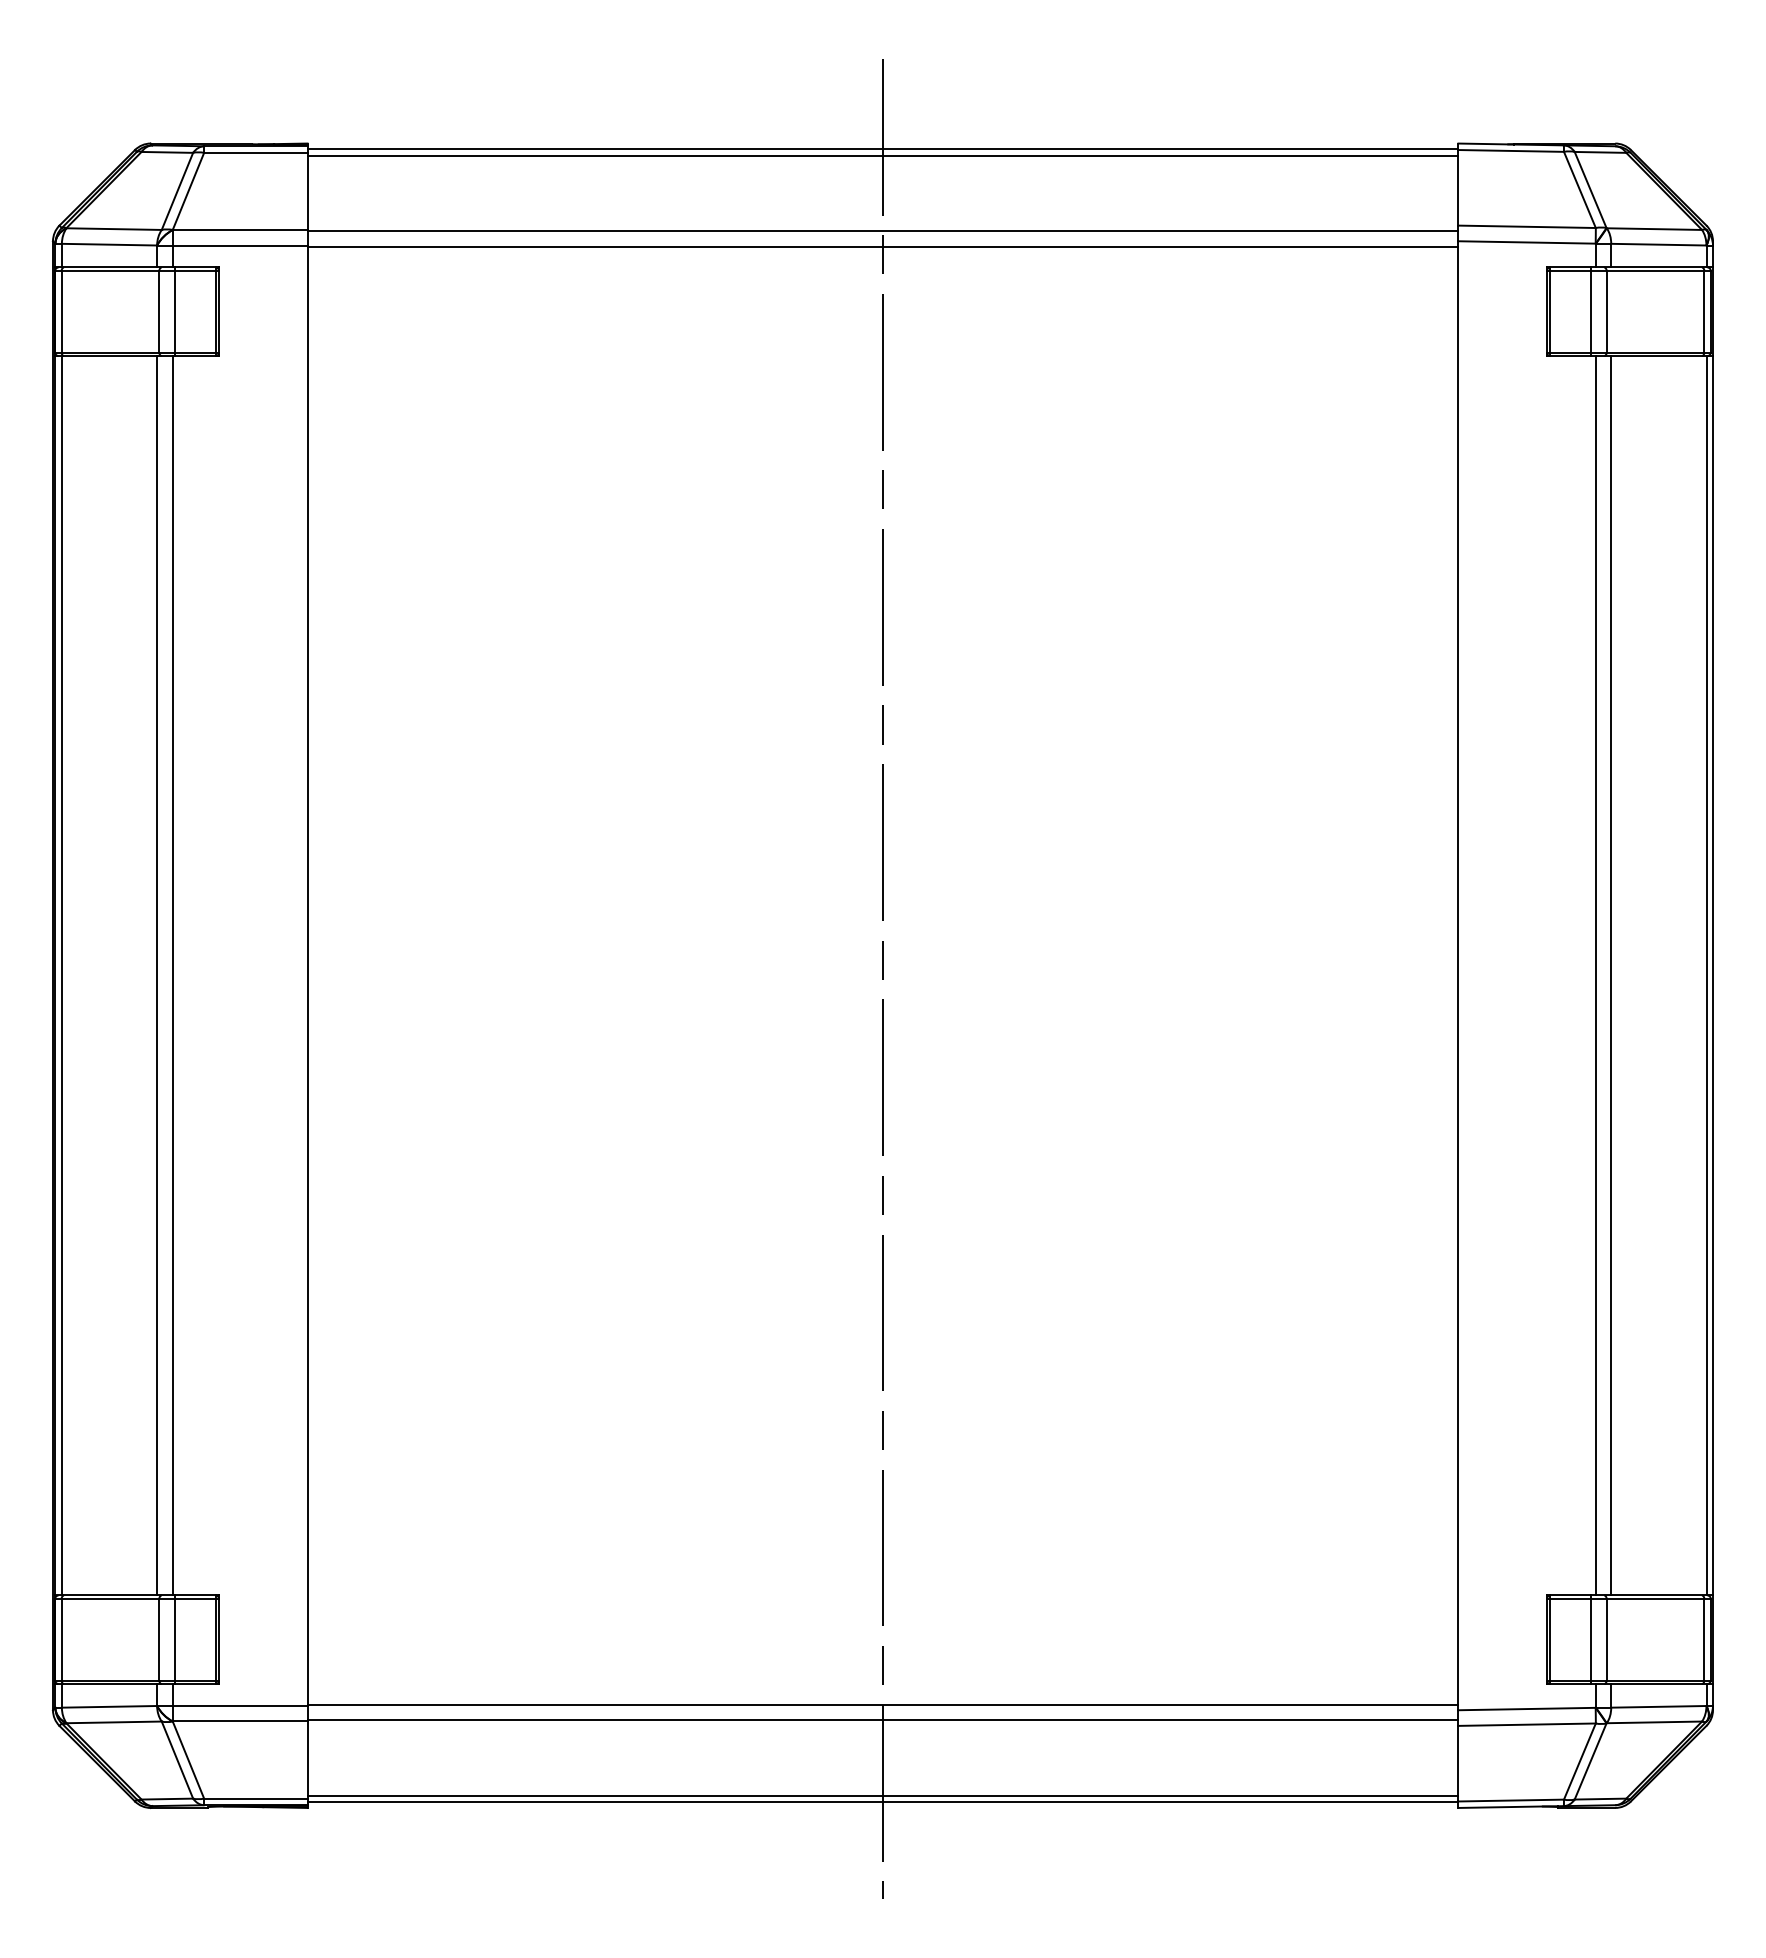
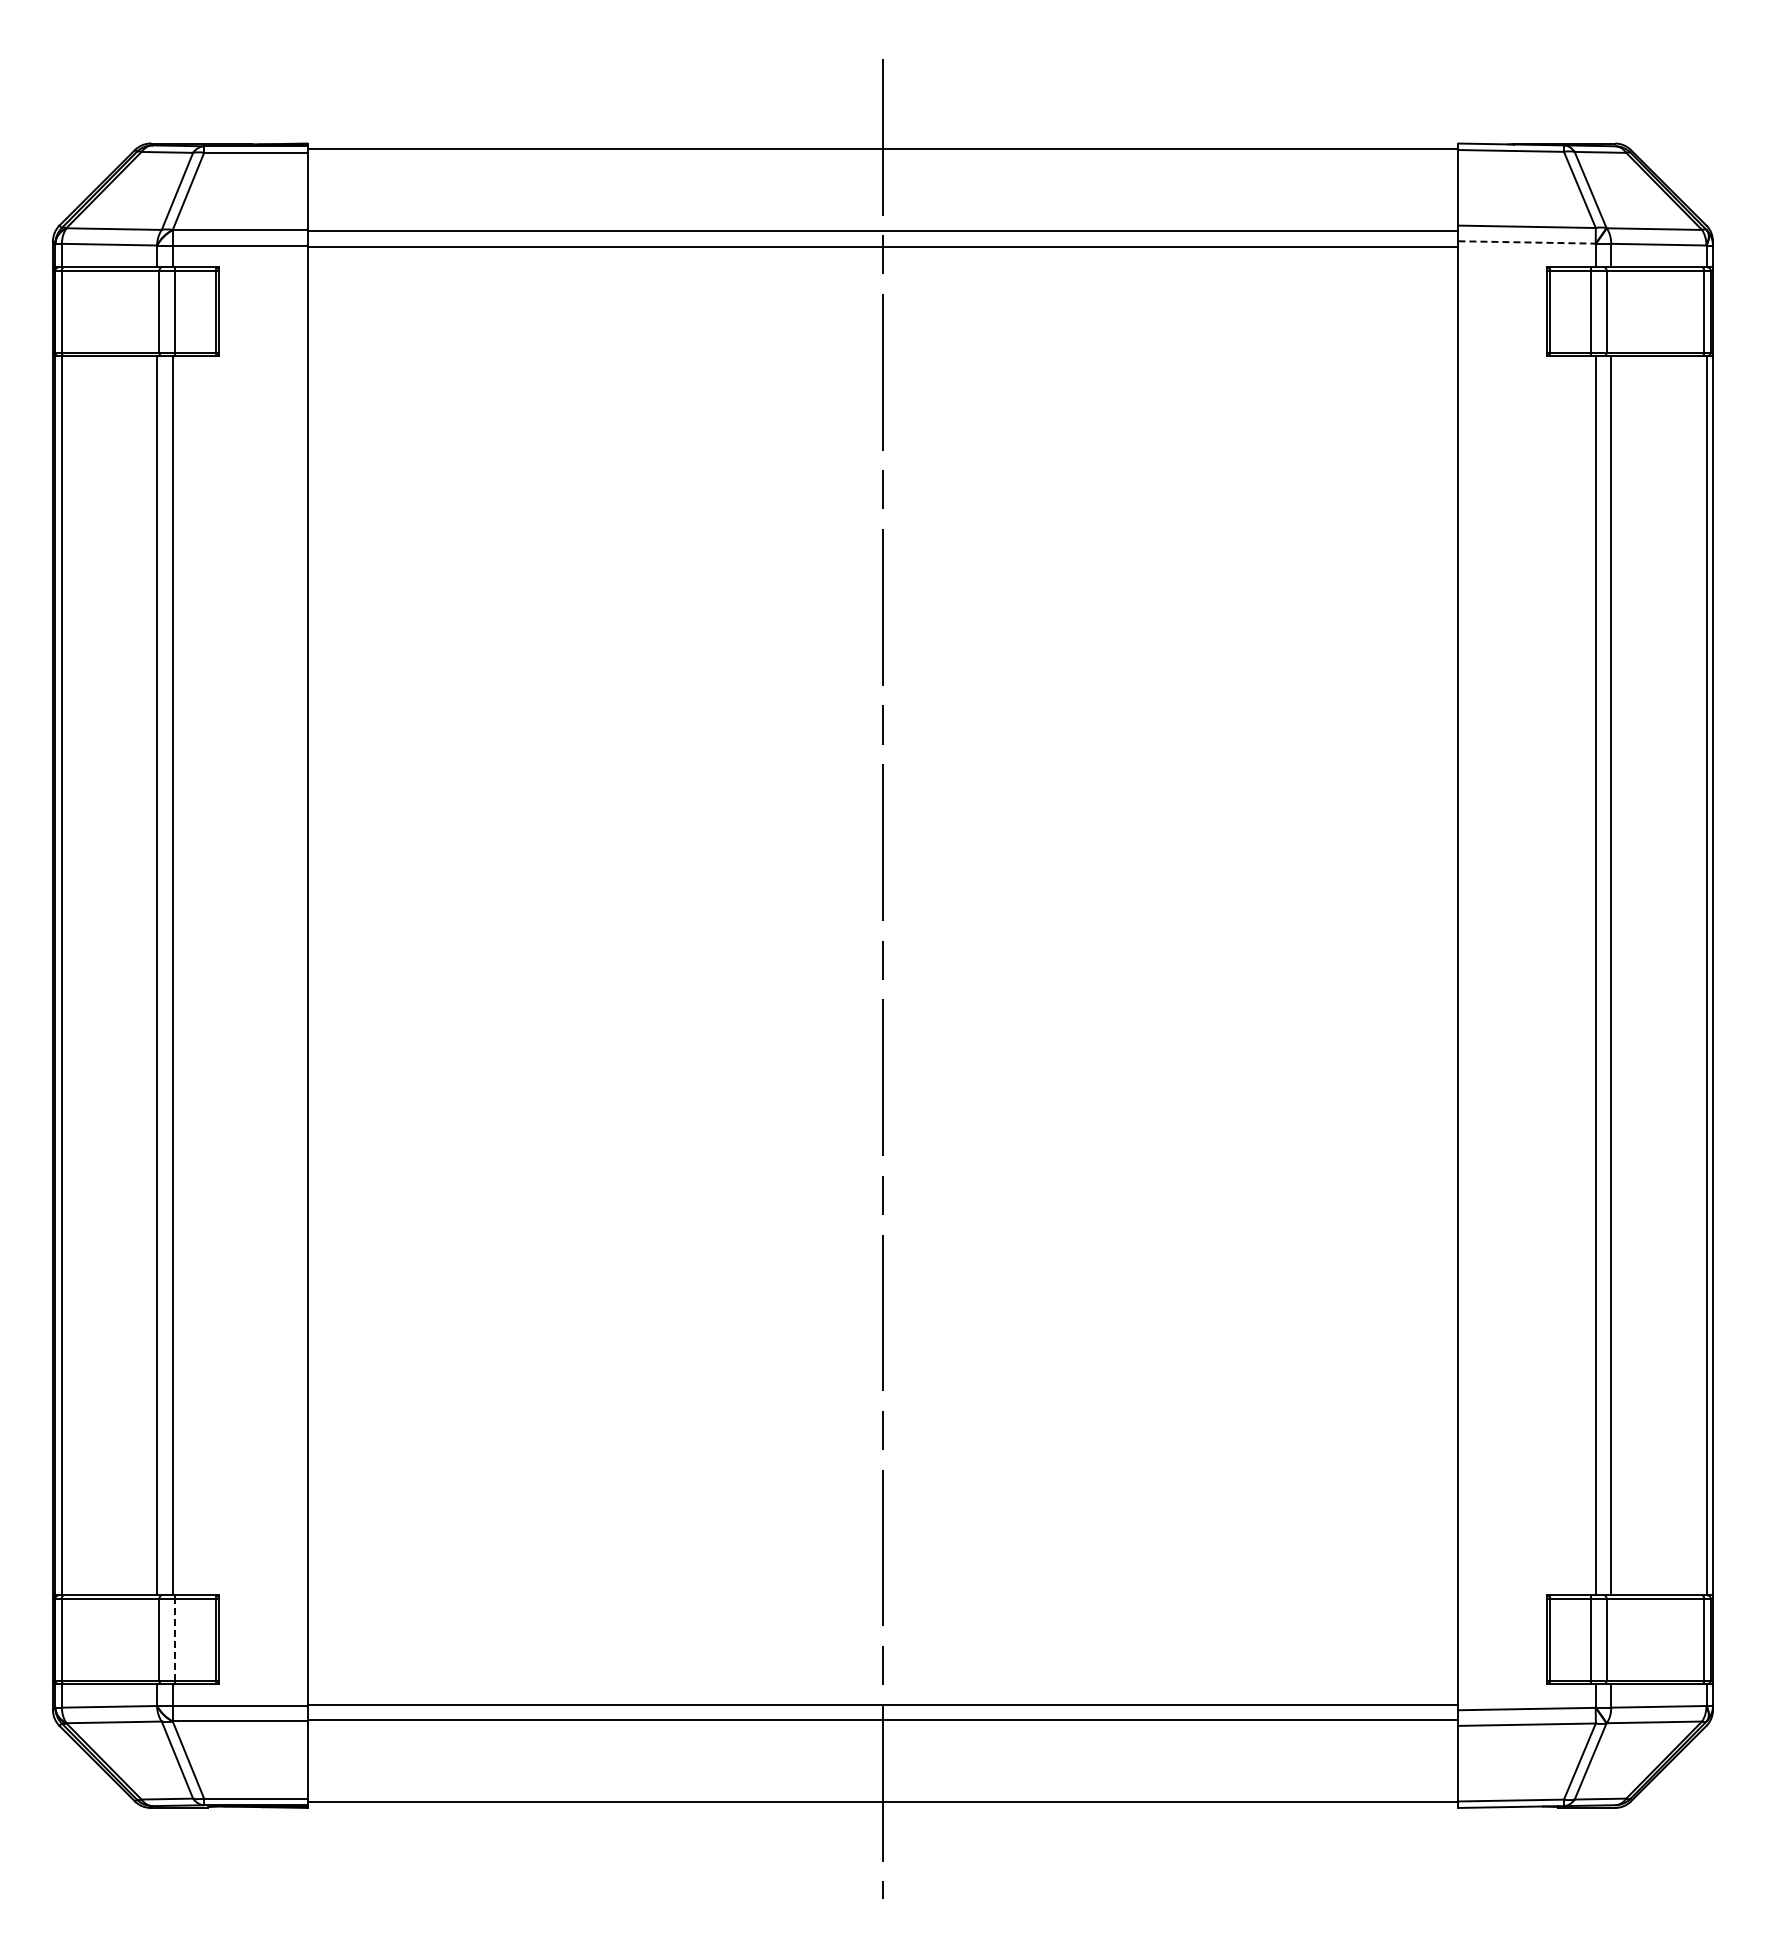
line: present -> none (882, 155)
line: solid -> dashed (1527, 242)
line: solid -> dashed (175, 1639)
line: present -> none (882, 1795)
